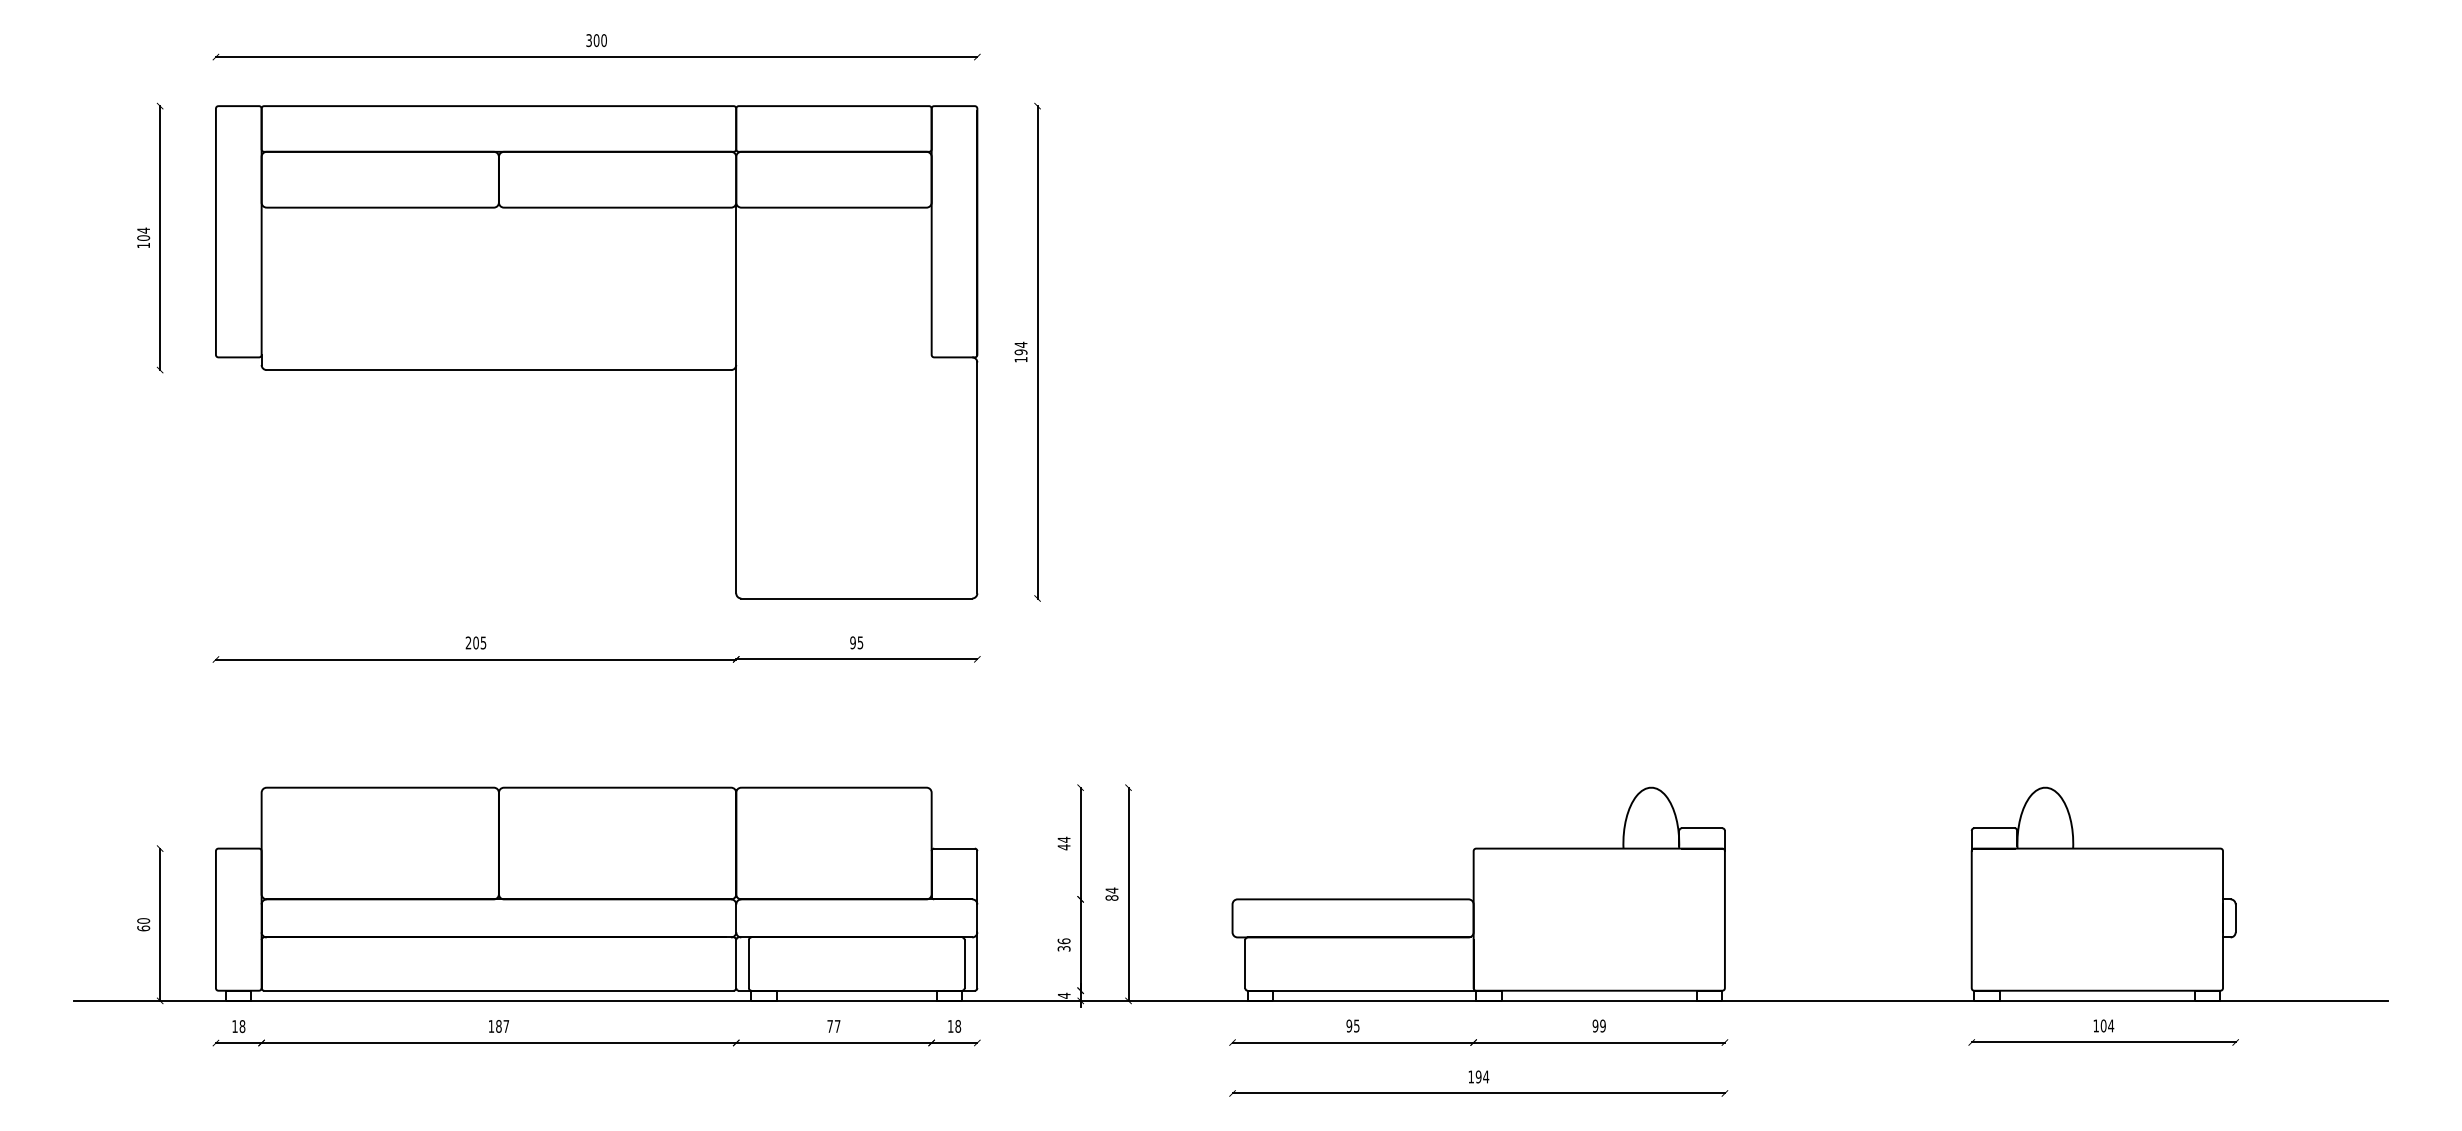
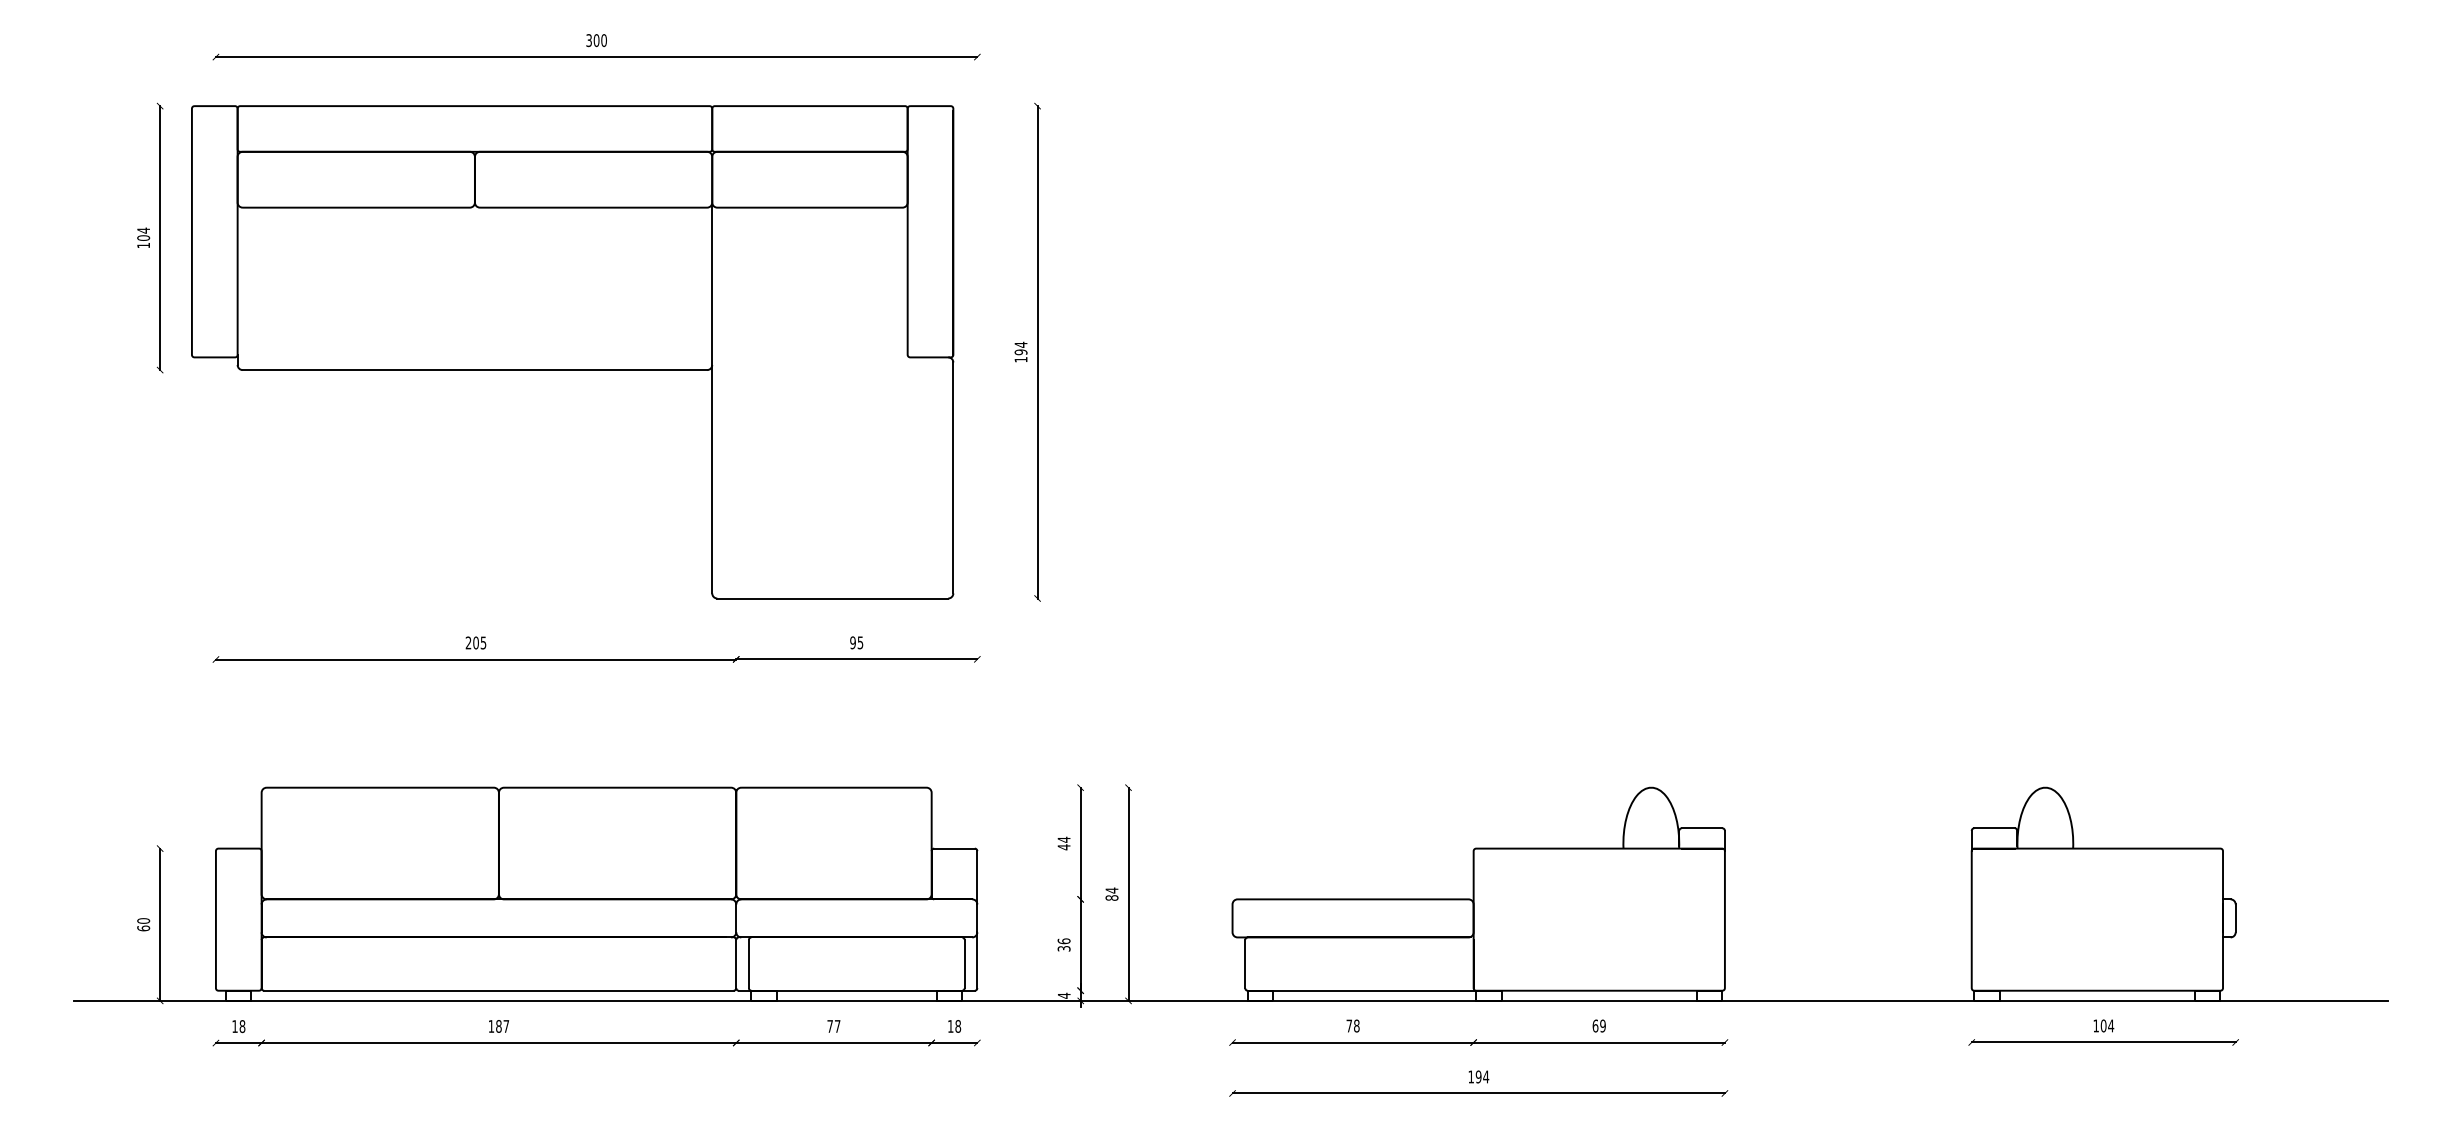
part position: (596, 352) -> (572, 352) (572, 352)
text: 95 -> 78 (1352, 1025)
text: 99 -> 69 (1595, 1025)
